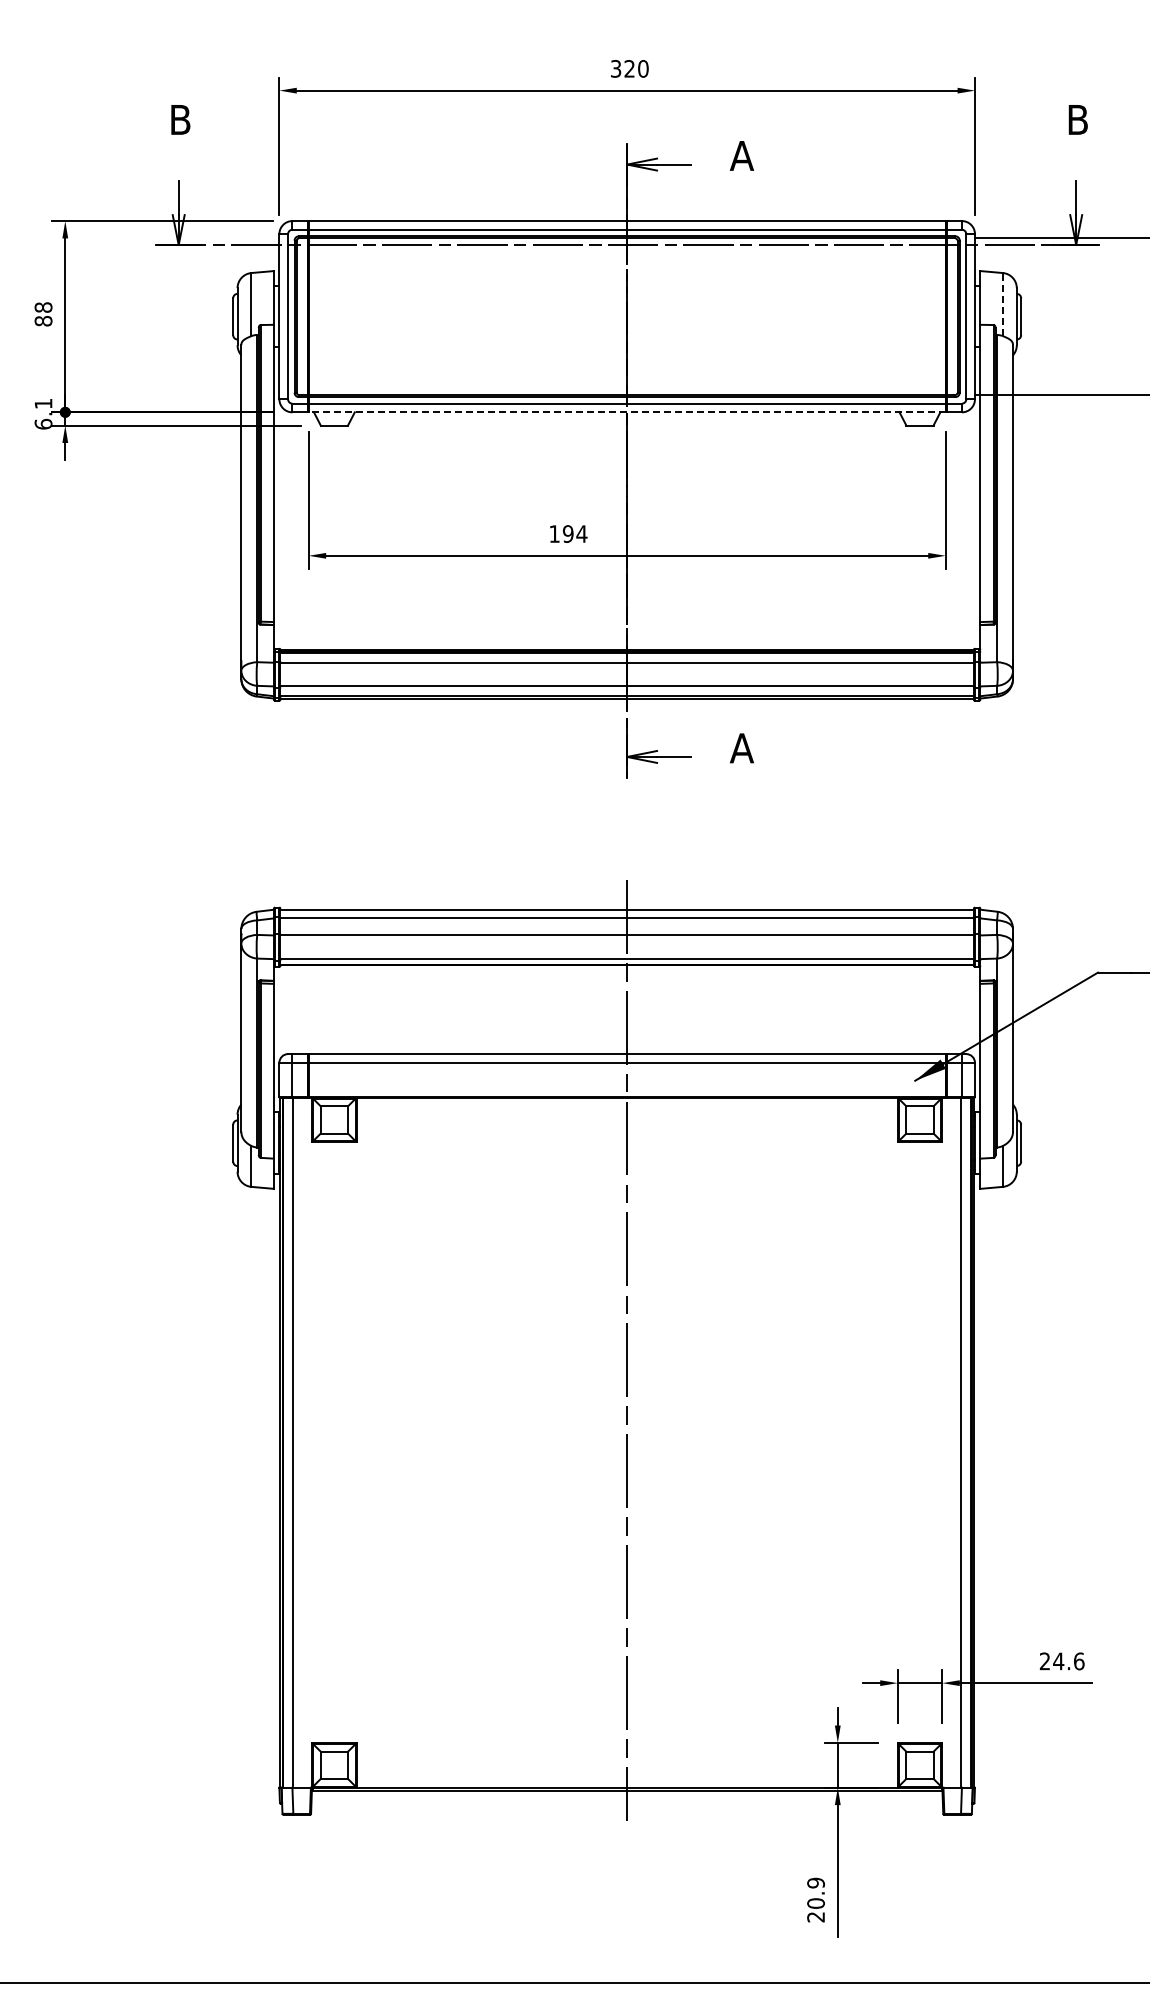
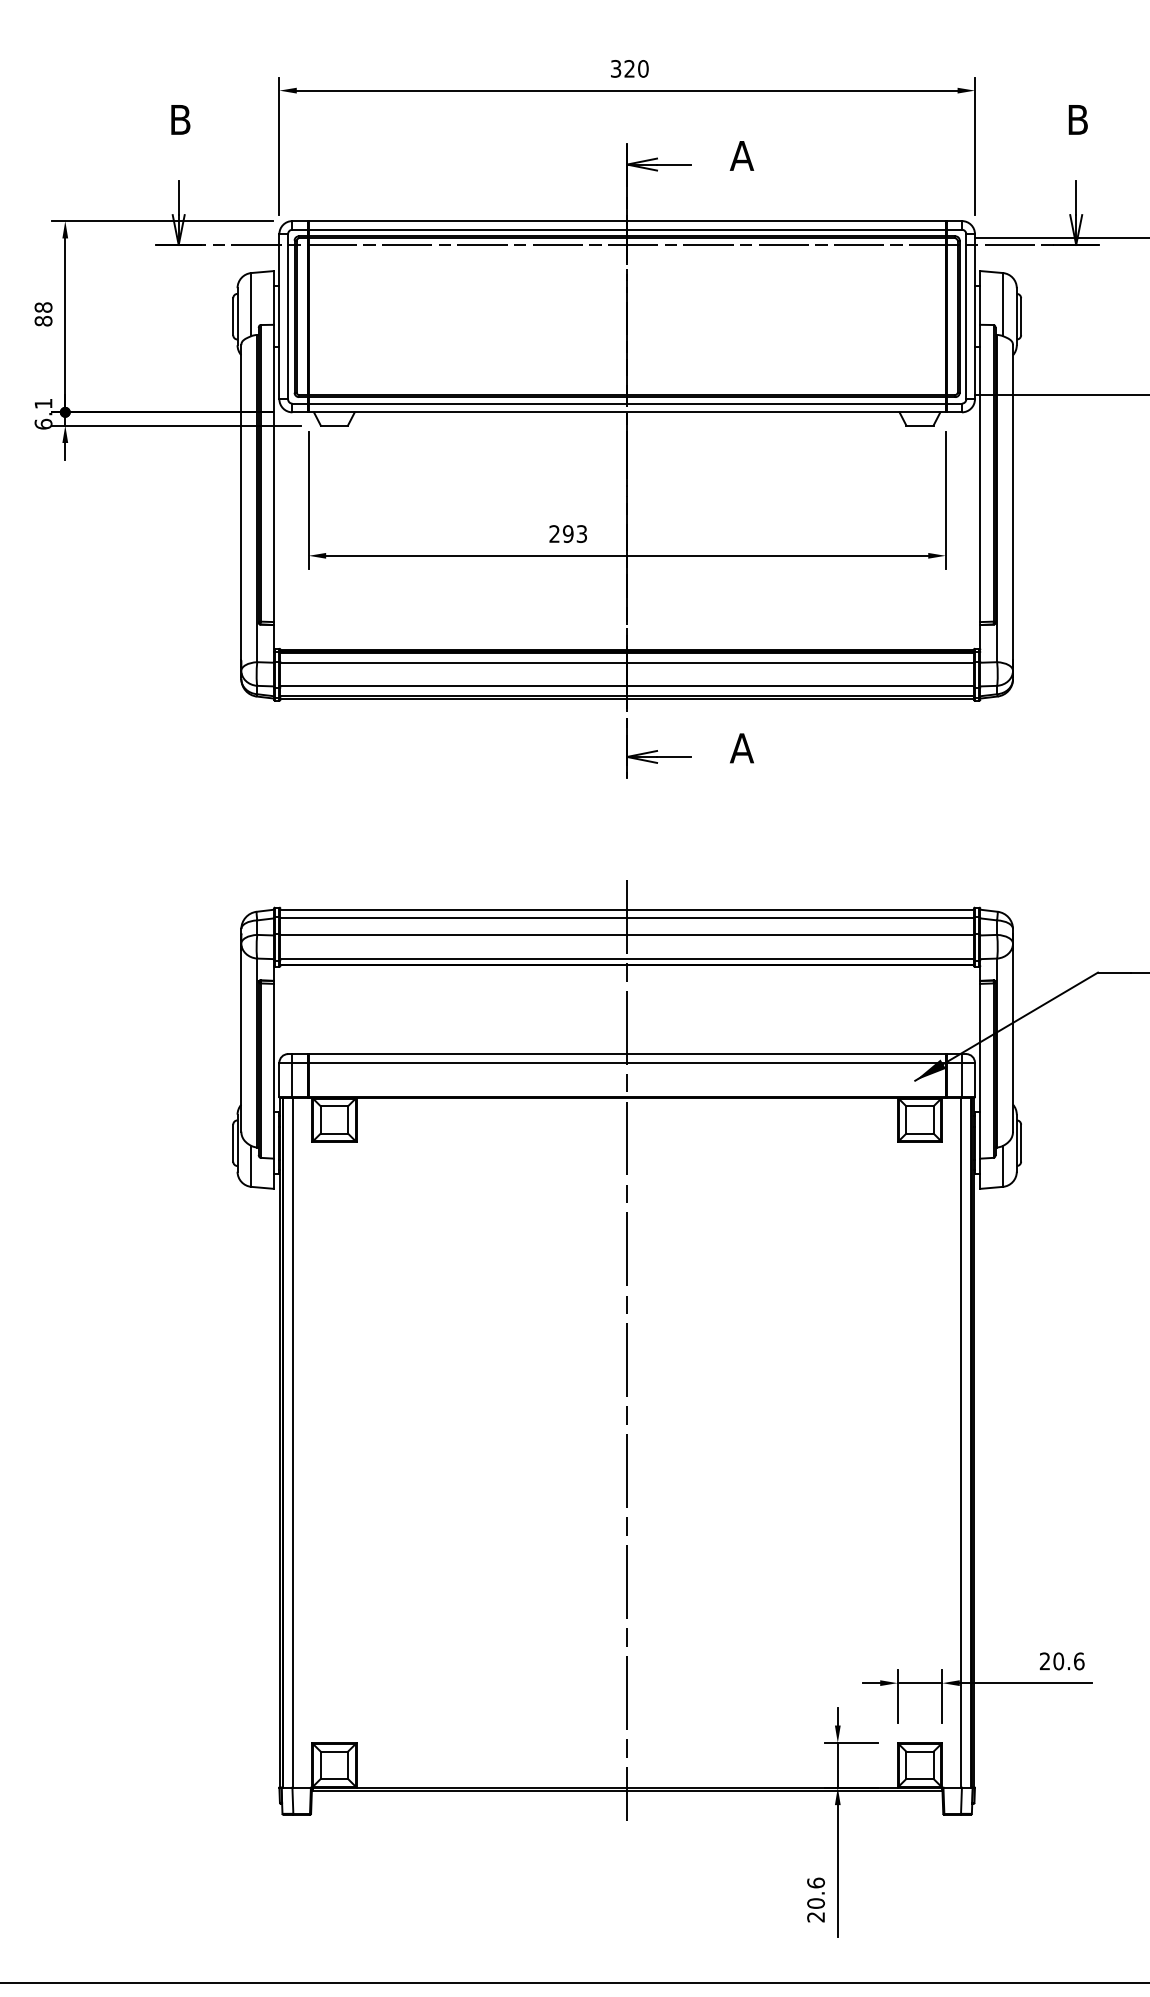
line: dashed -> solid (1002, 304)
line: dashed -> solid (626, 412)
text: 194 -> 293 (568, 533)
text: 24.6 -> 20.6 (1058, 1661)
text: 20.9 -> 20.6 (816, 1882)
